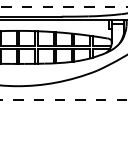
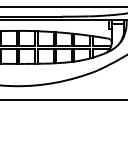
line: dashed -> solid (64, 6)
line: dashed -> solid (64, 100)
